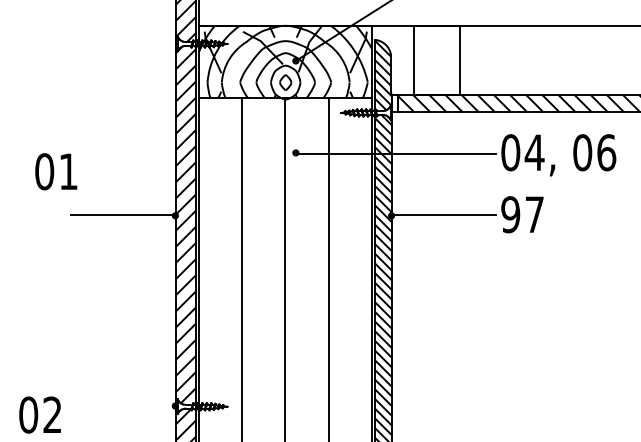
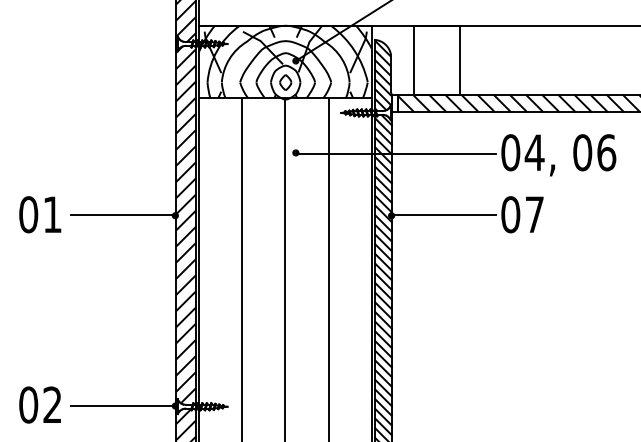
text position: (56, 171) -> (40, 214) (40, 214)
text: 97 -> 07 (510, 214)
line: none -> present (121, 405)
text position: (39, 414) -> (39, 404) (39, 404)
